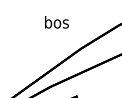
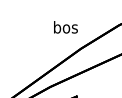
text position: (56, 22) -> (65, 27) (65, 27)
